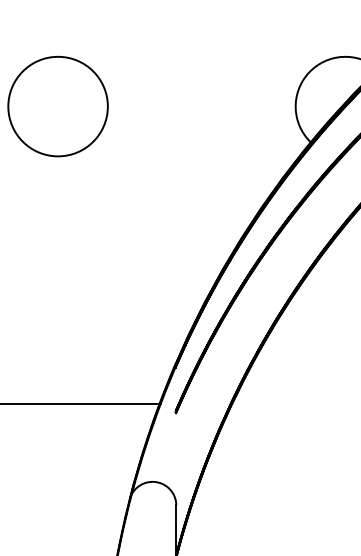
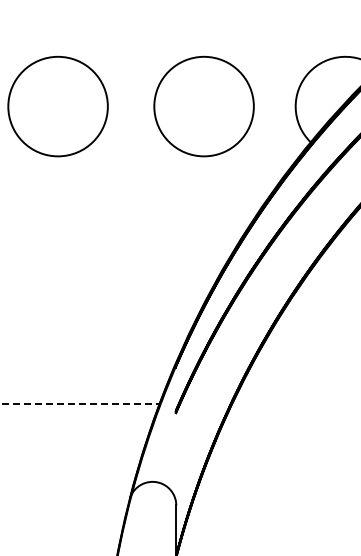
circle: none -> present (203, 106)
line: solid -> dashed (80, 403)
